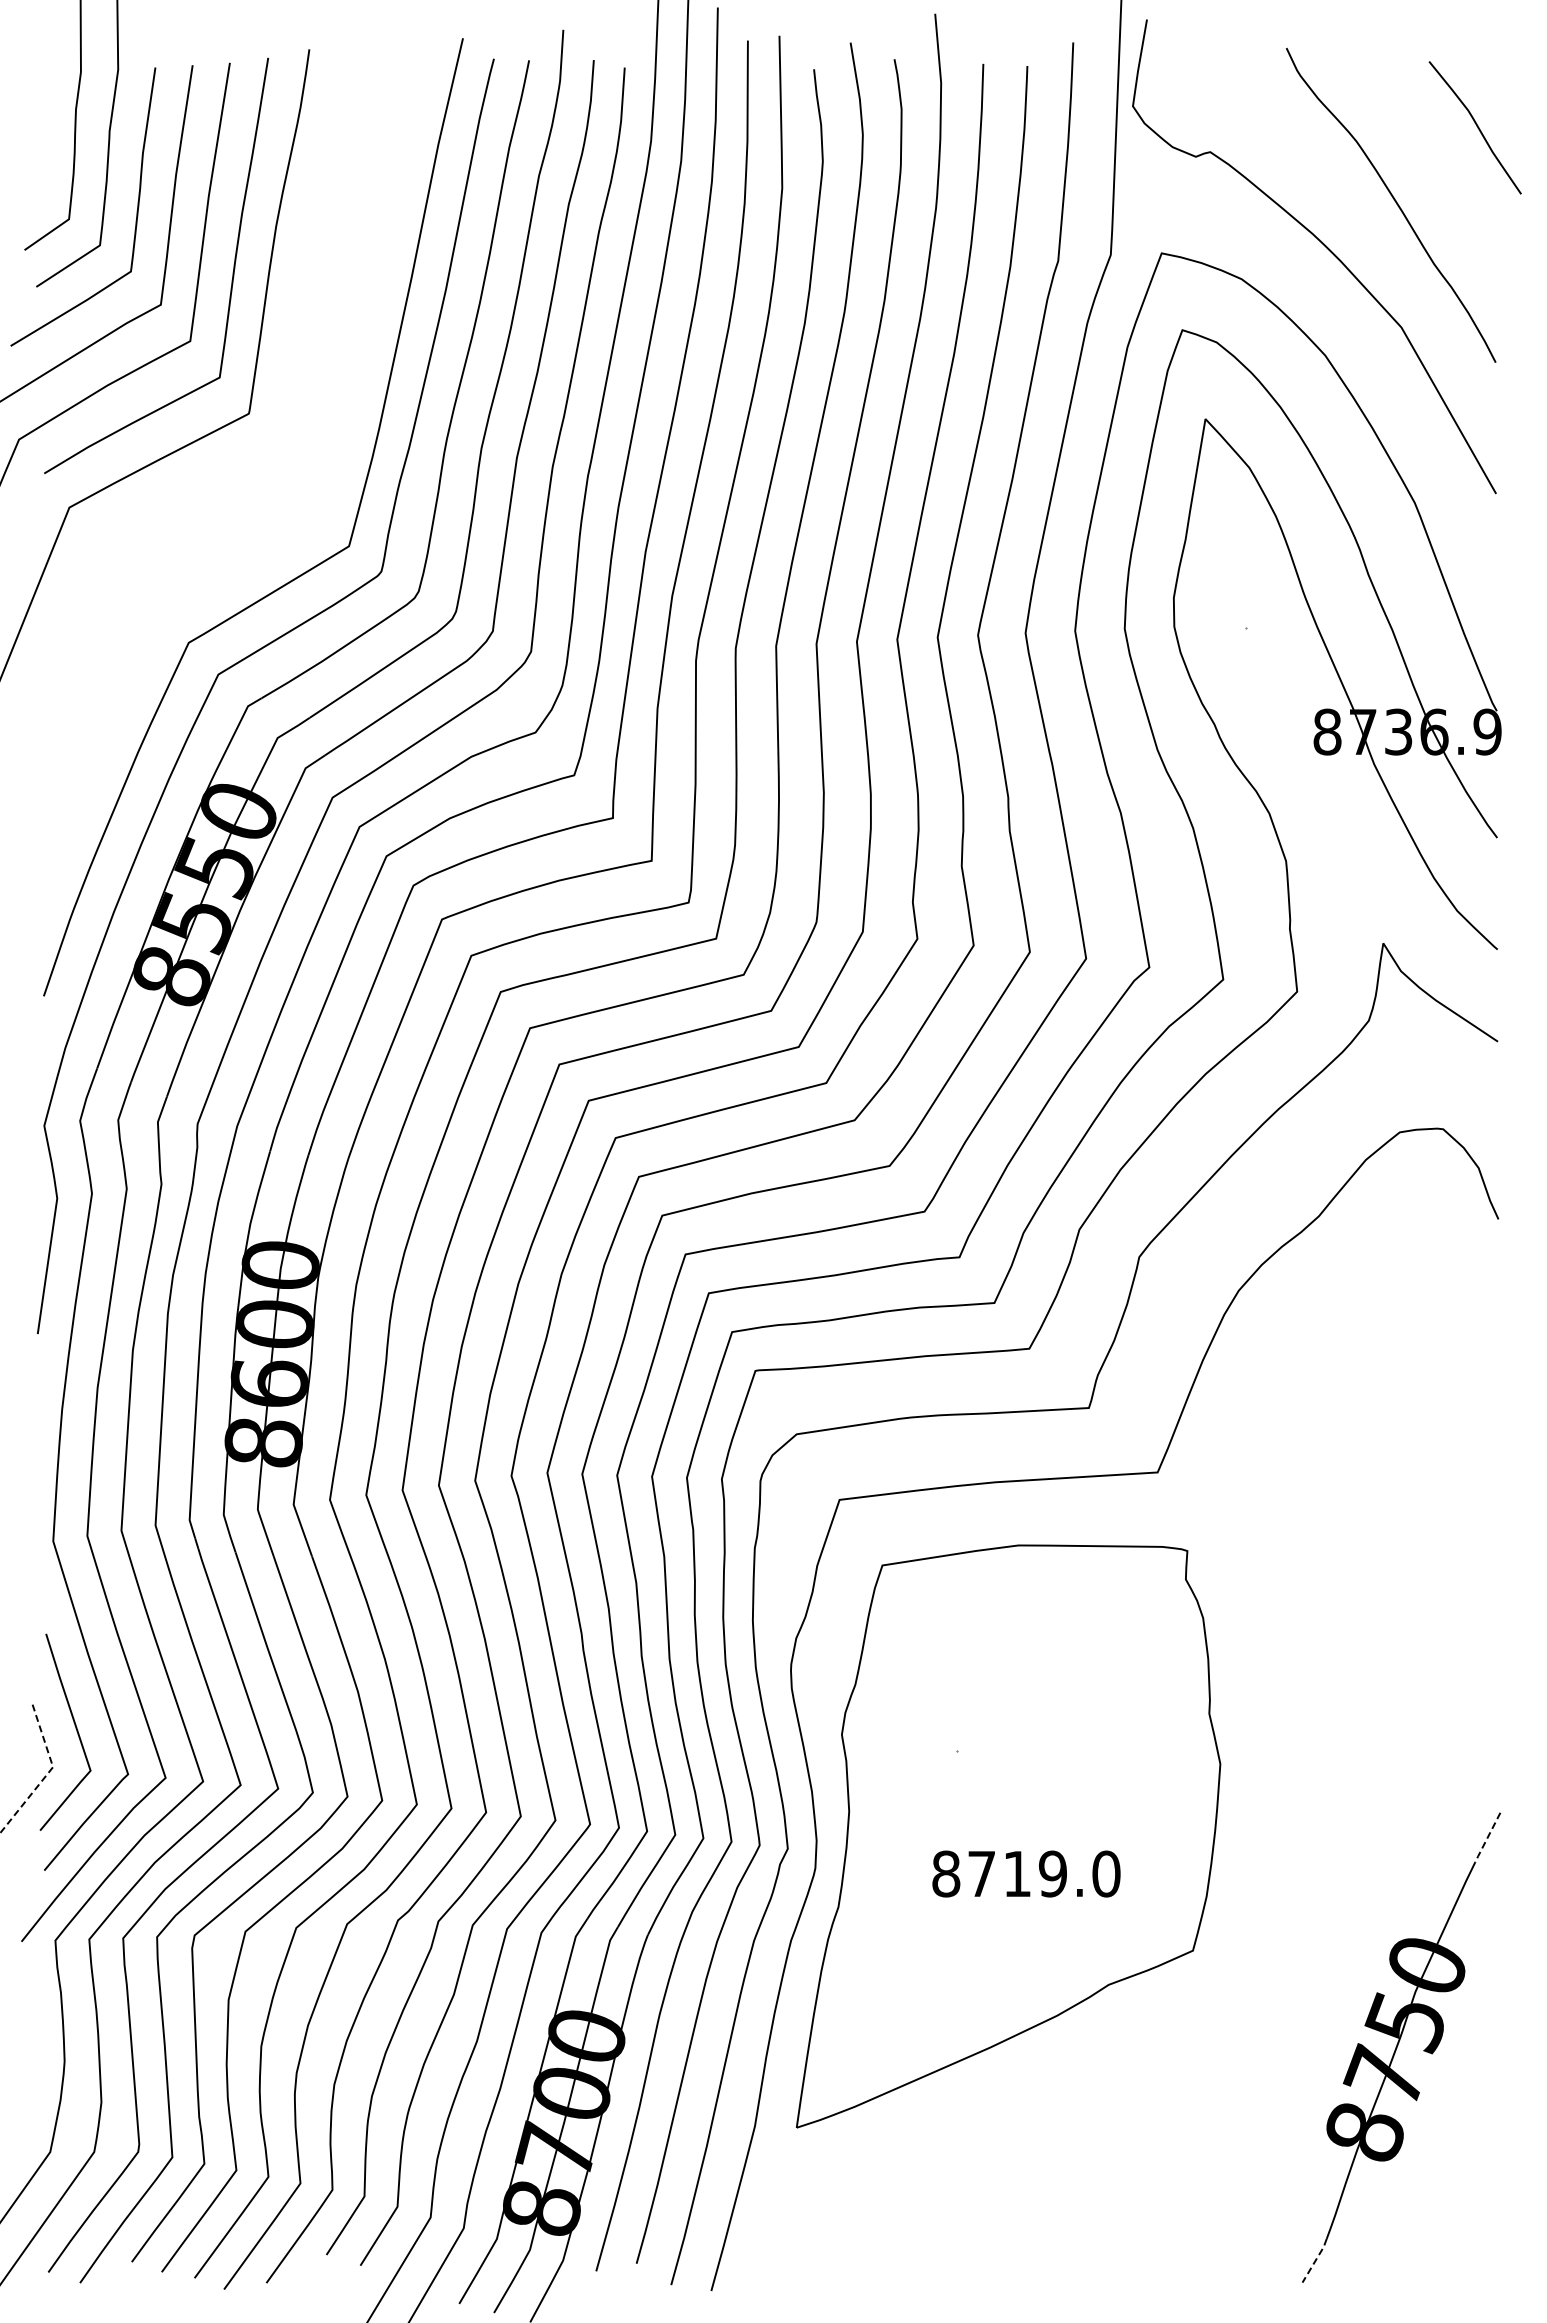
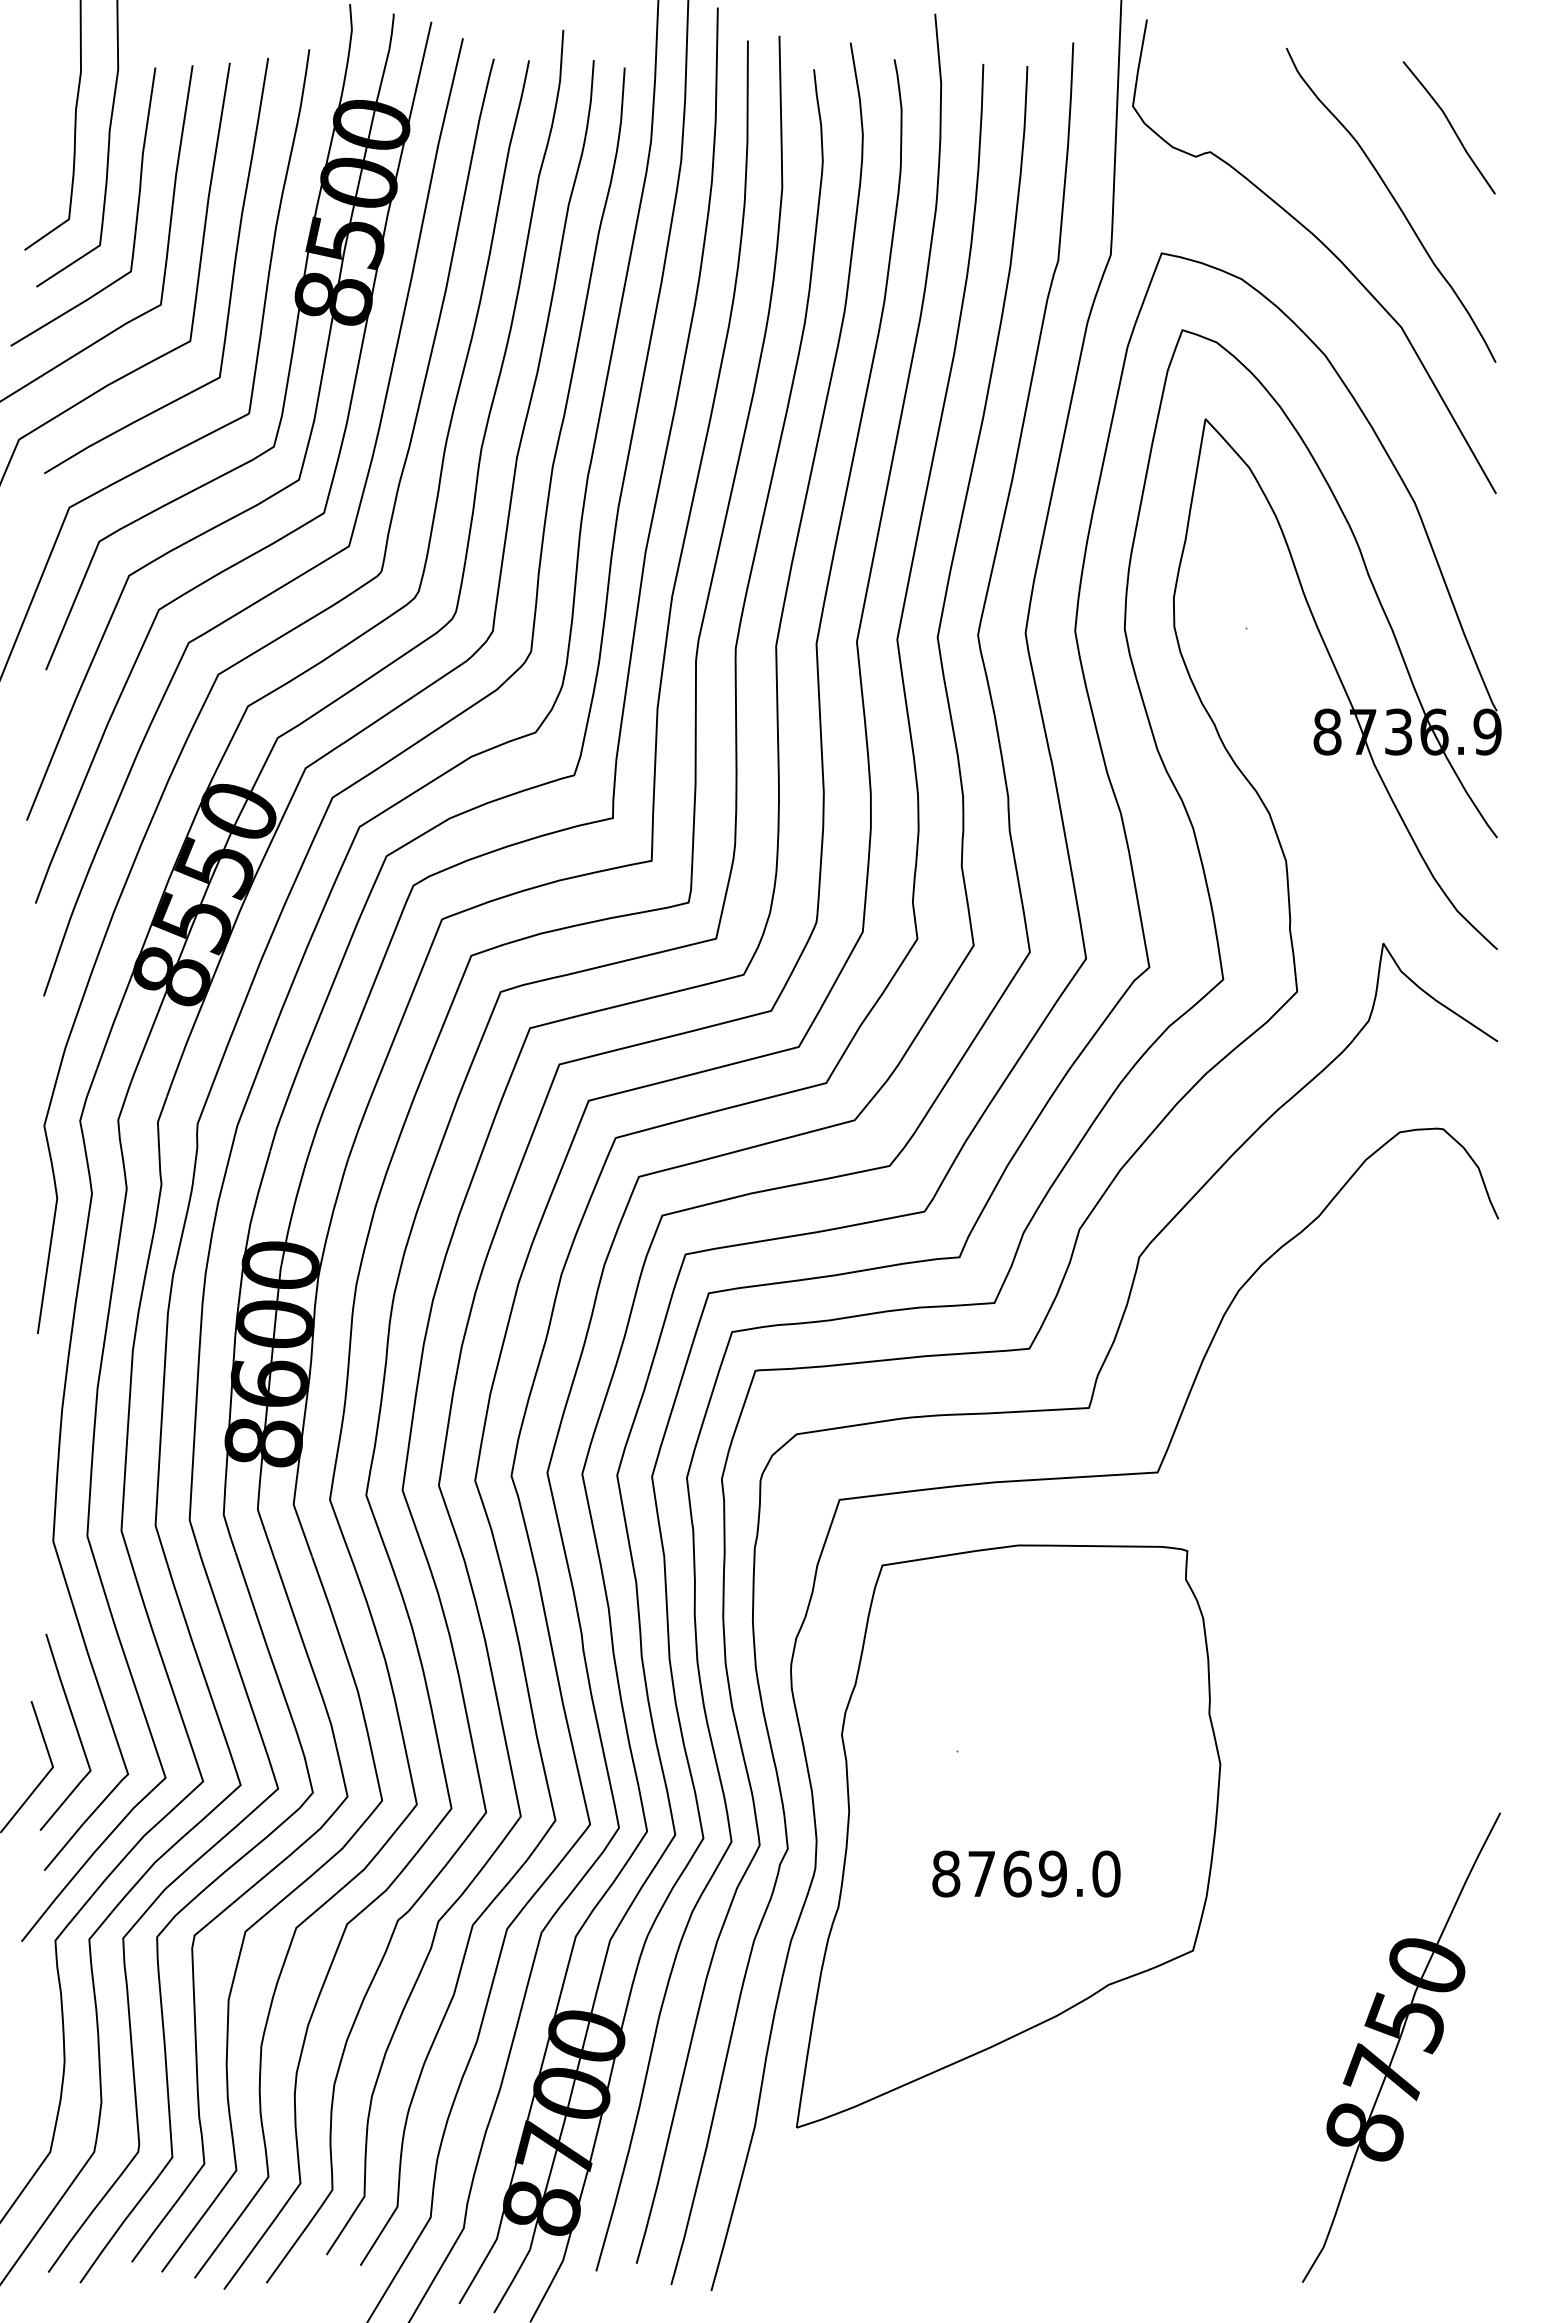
curve position: (1476, 126) -> (1450, 126) (1450, 126)
part: none -> present (235, 467)
line: dashed -> solid (48, 1772)
line: dashed -> solid (1487, 1838)
text: 8719.0 -> 8769.0 (1017, 1873)
line: dashed -> solid (1315, 2260)
